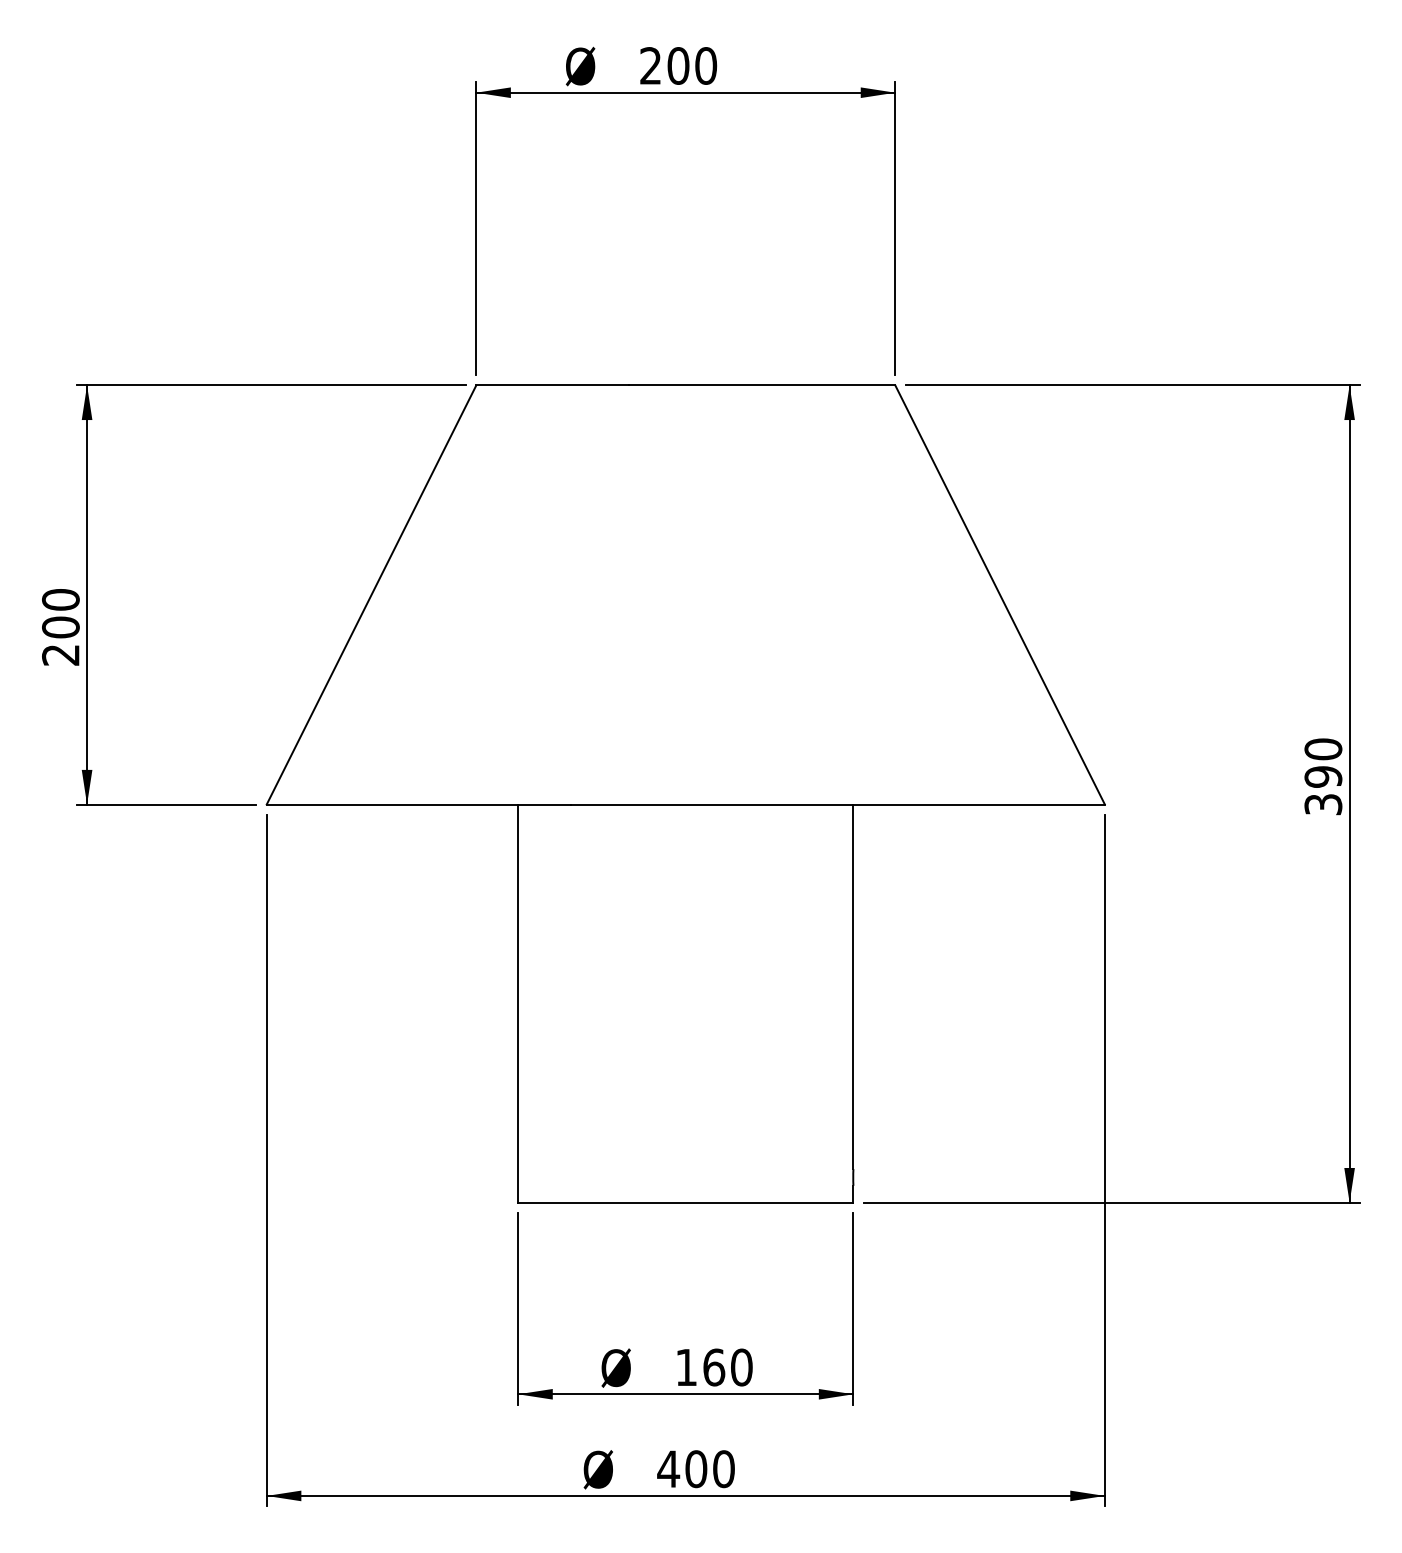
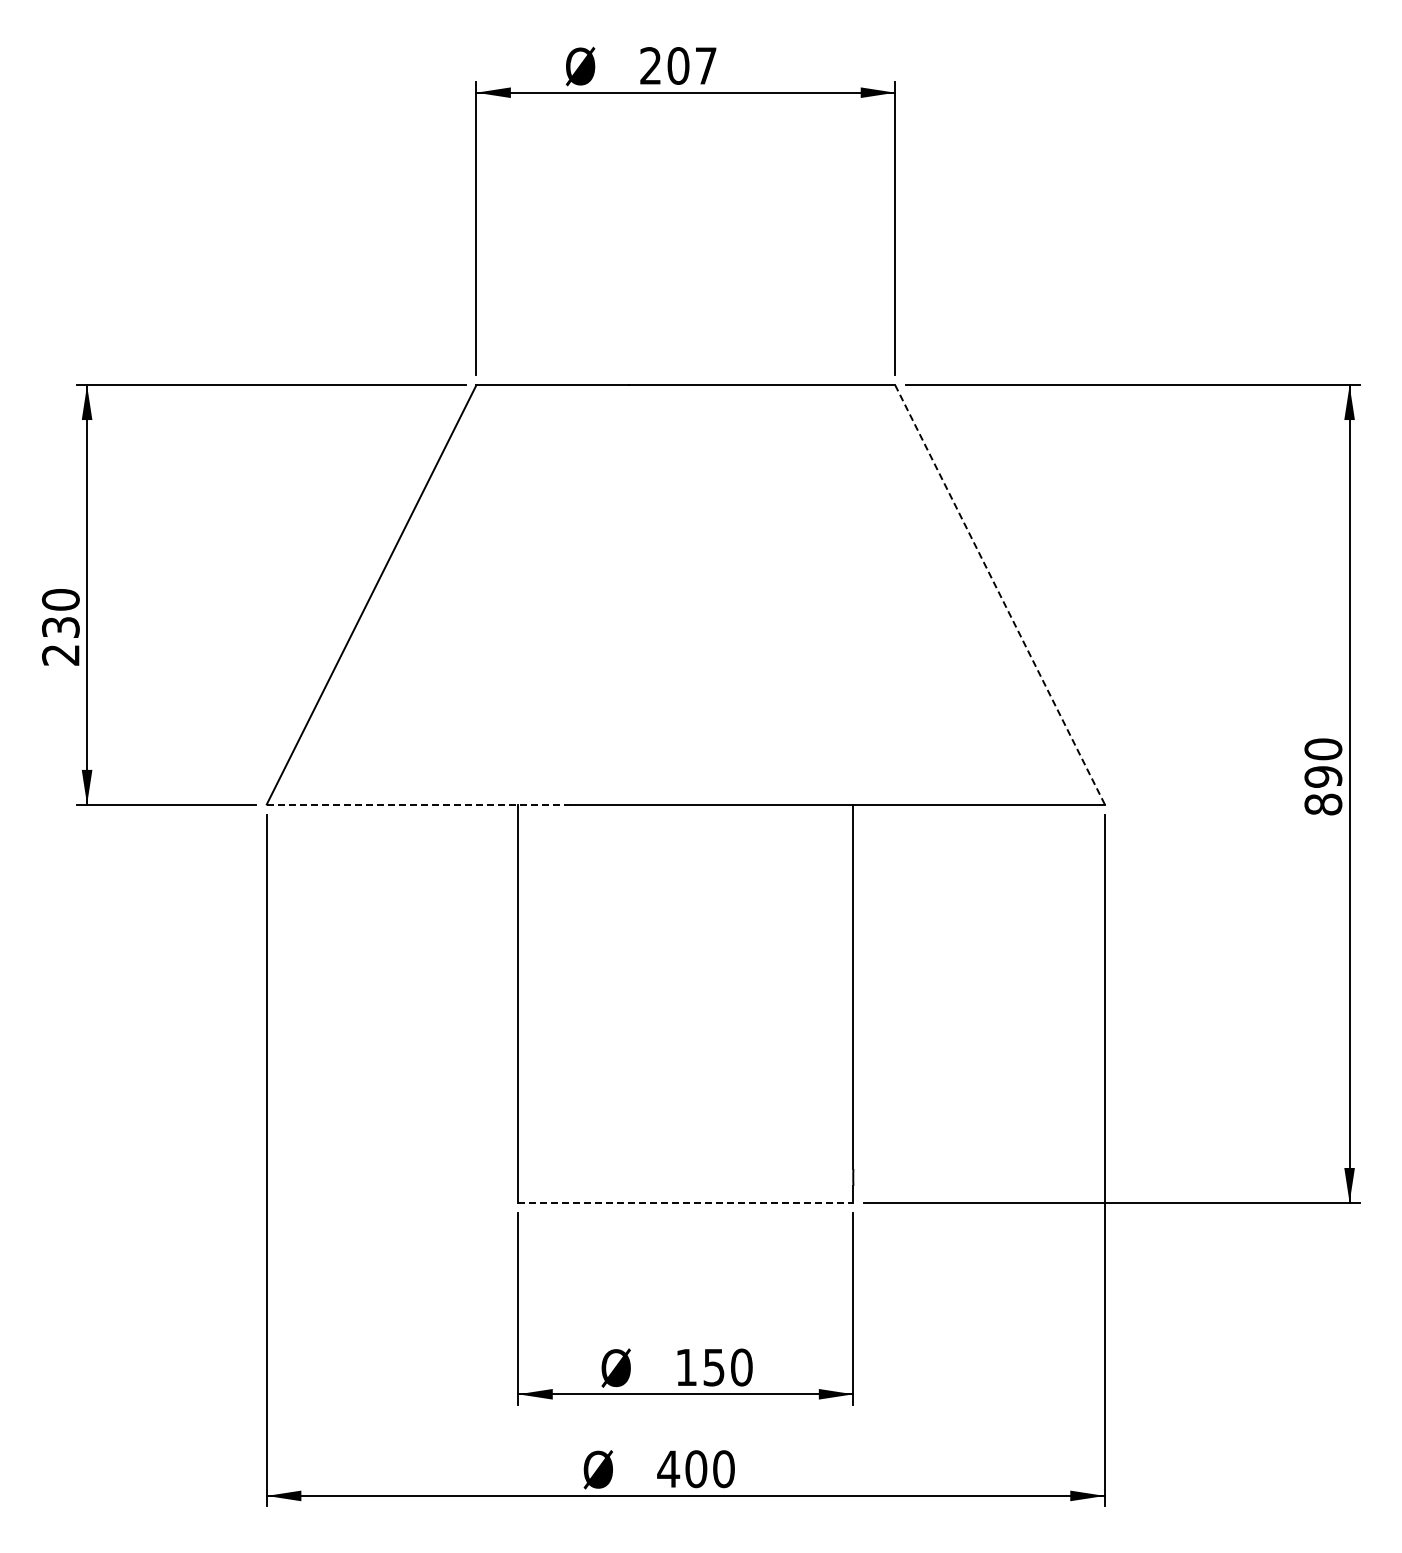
text: 200 -> 207 (706, 65)
line: solid -> dashed (999, 594)
text: 200 -> 230 (60, 627)
line: solid -> dashed (418, 804)
text: 390 -> 890 (1323, 804)
line: solid -> dashed (685, 1202)
text: 160 -> 150 (714, 1367)
